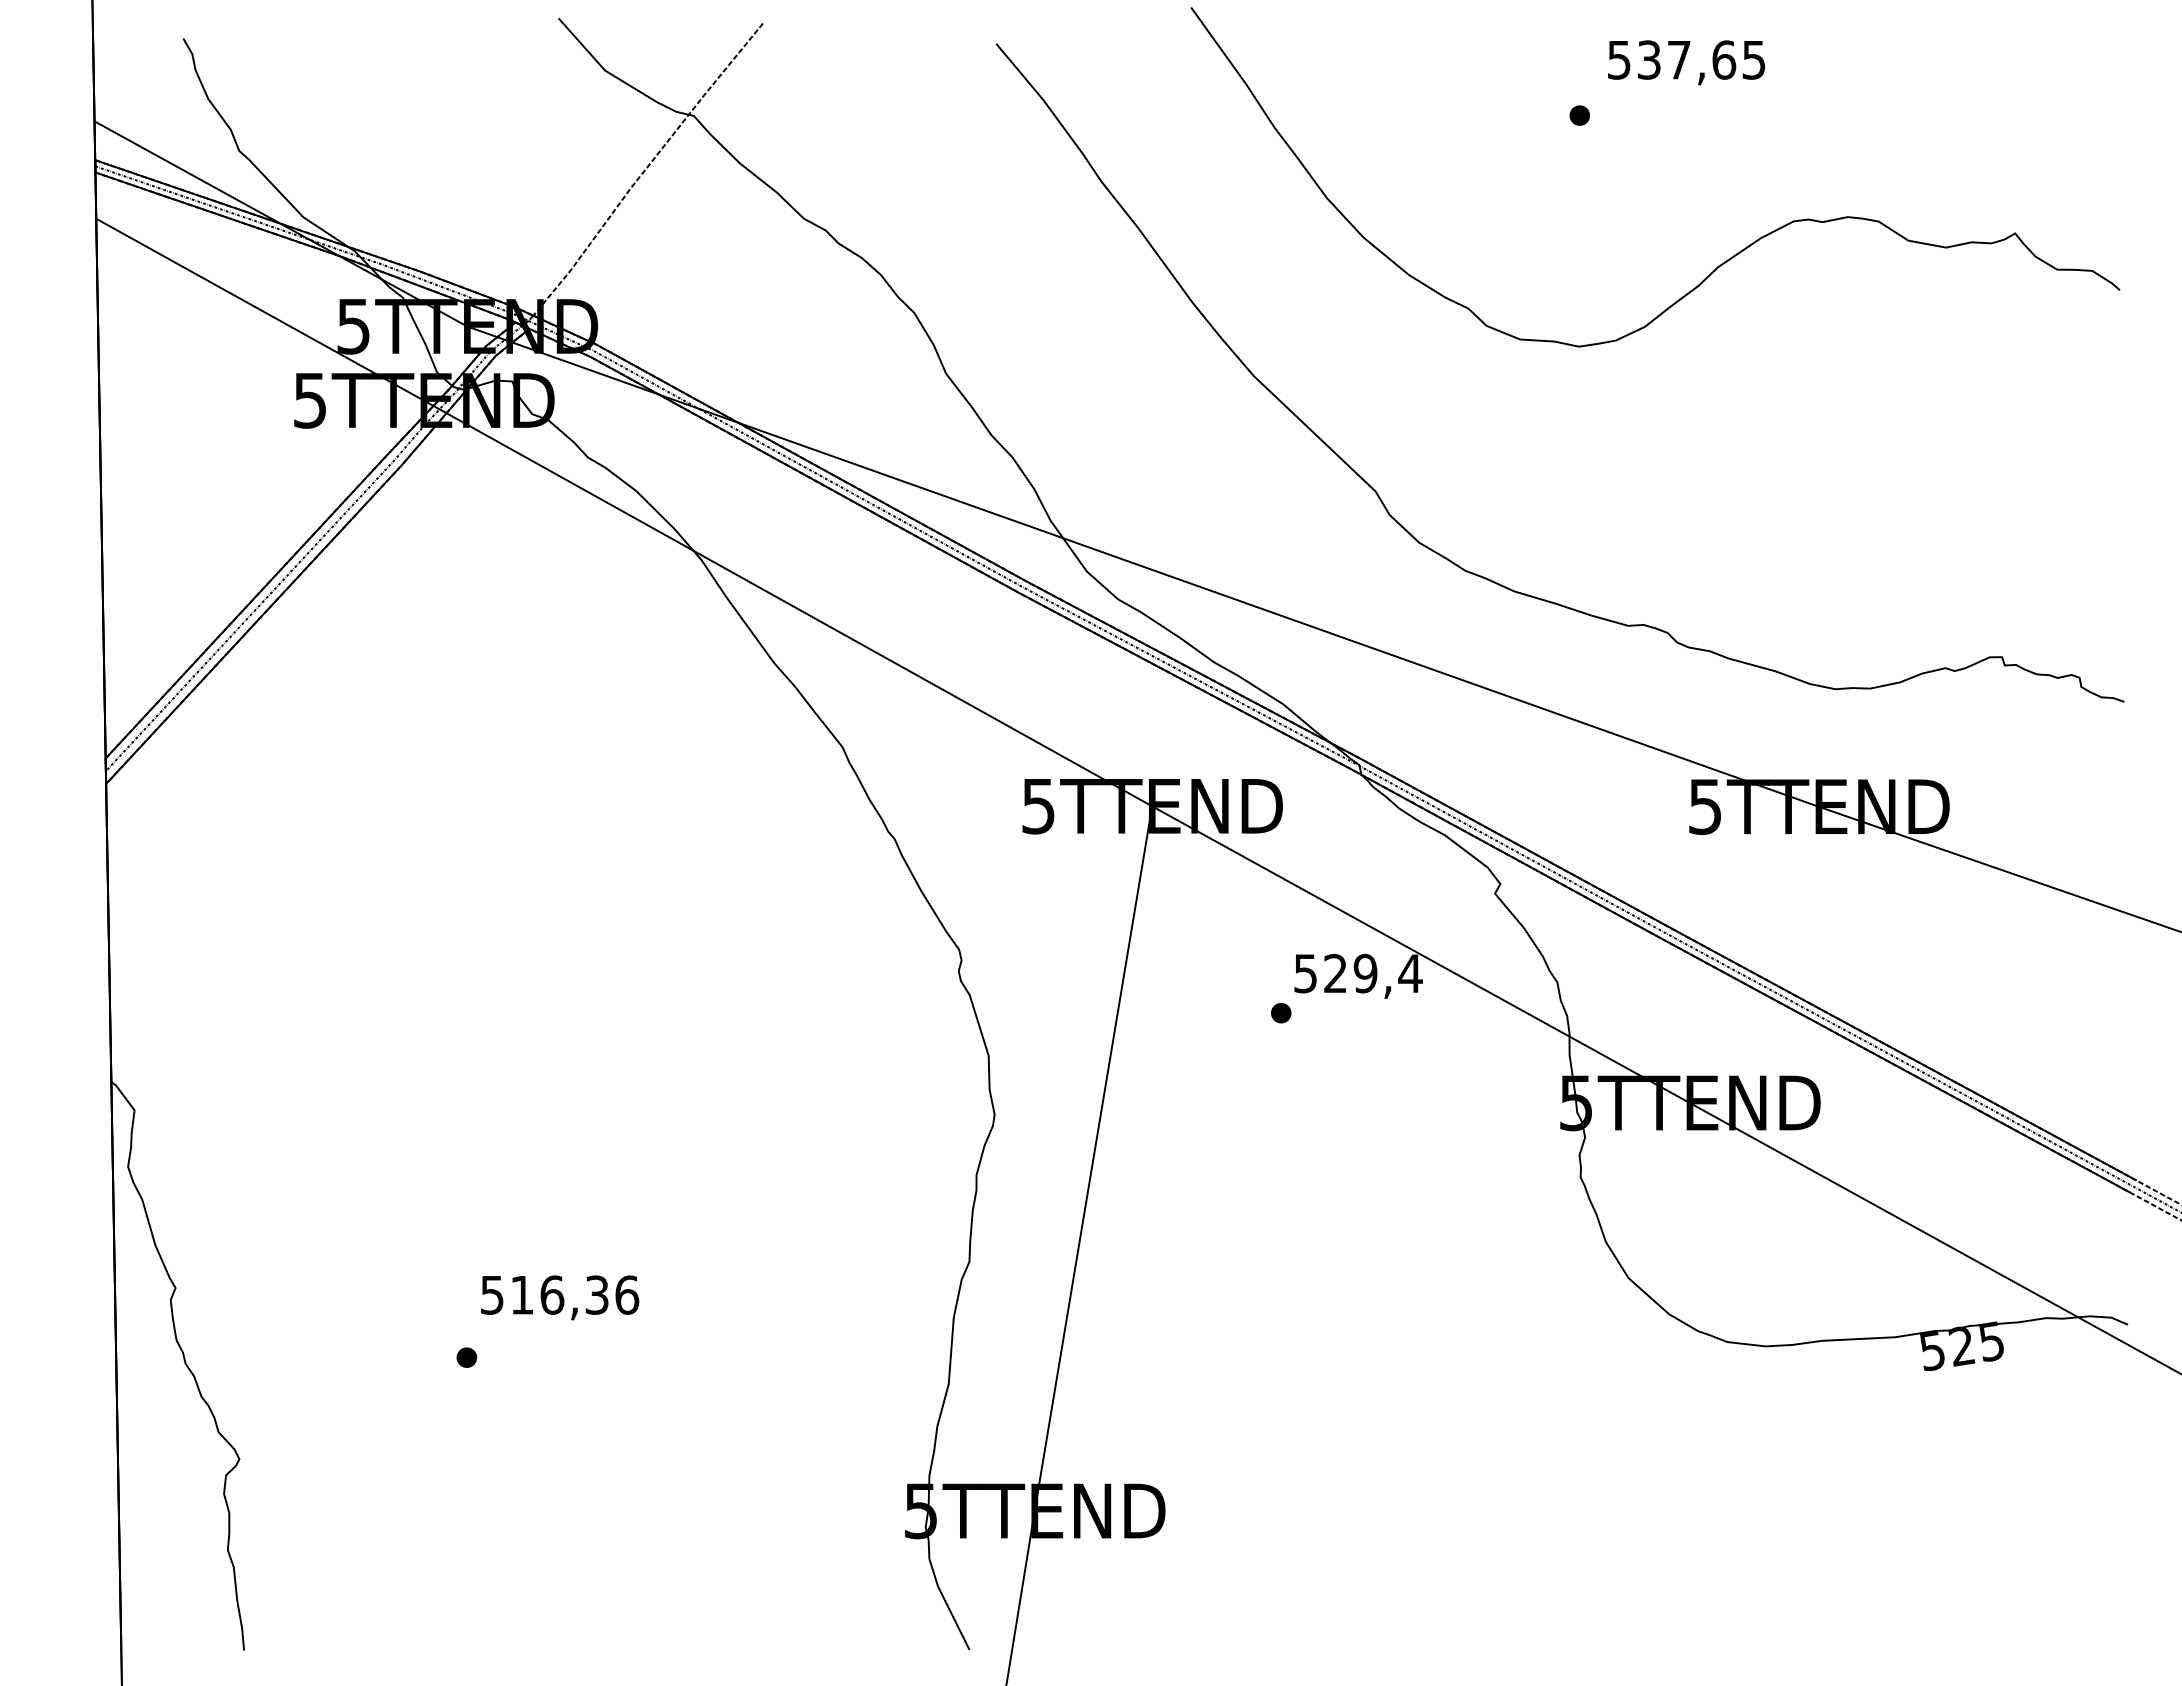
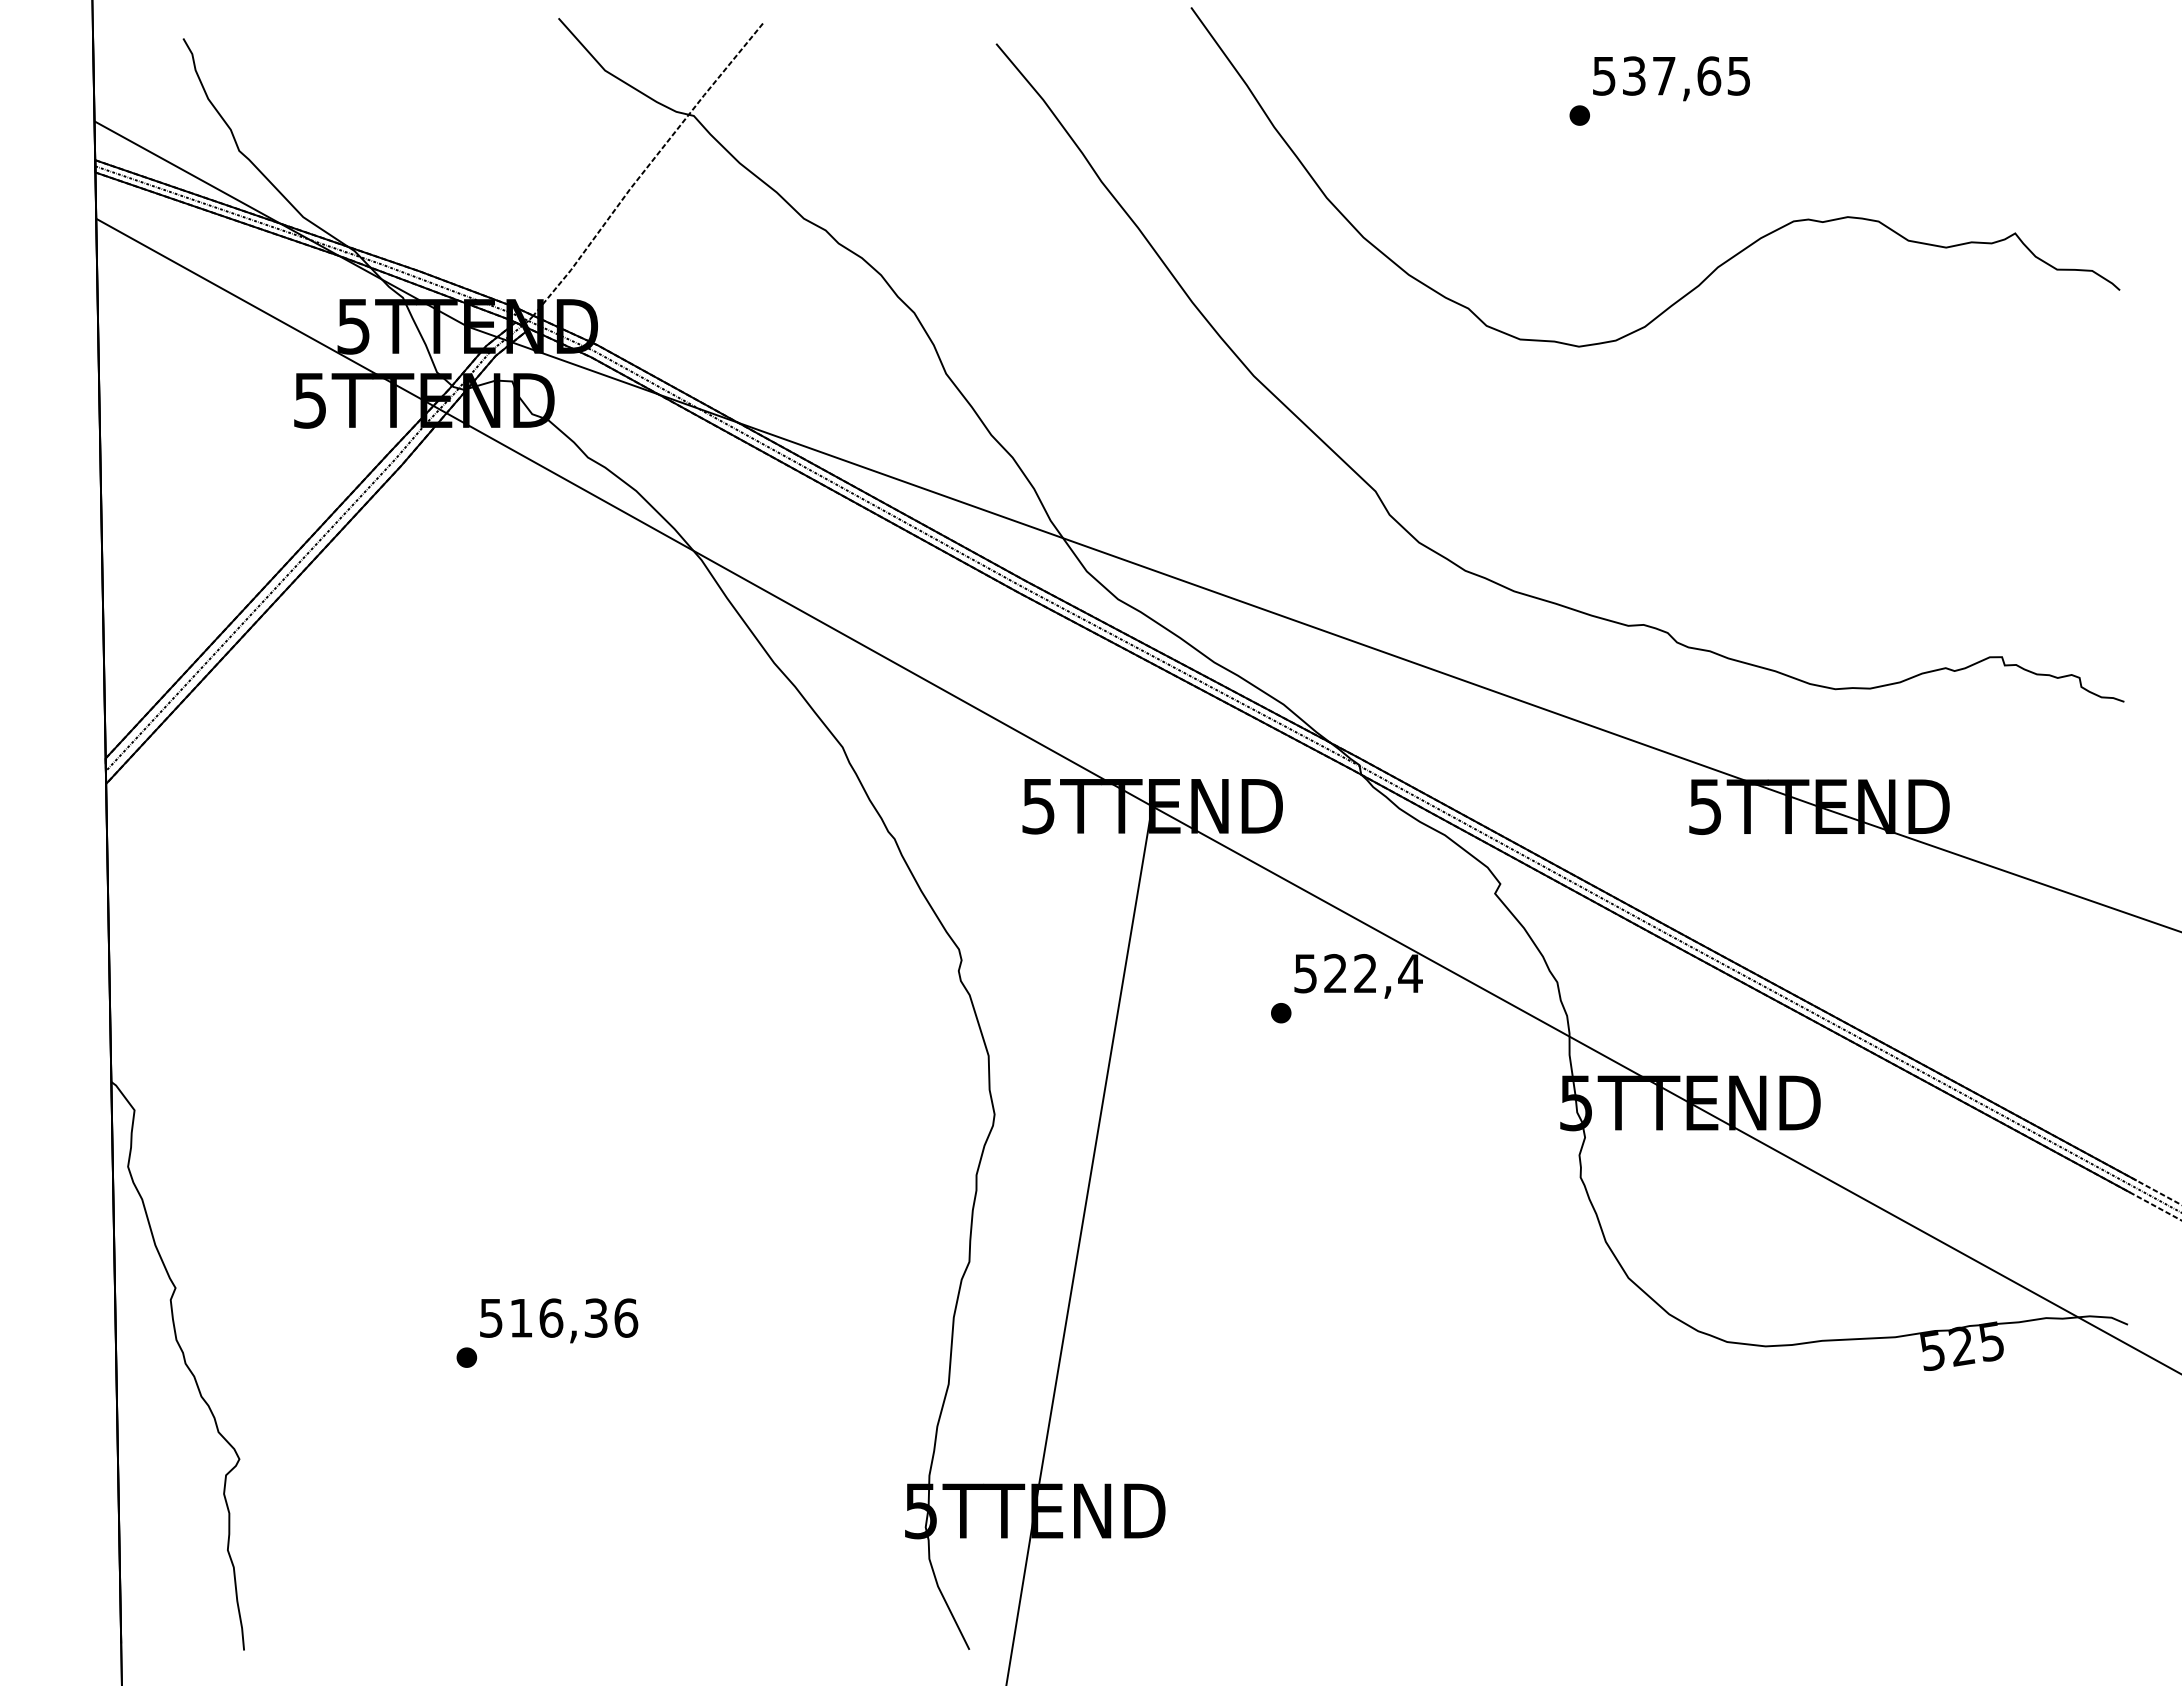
text position: (1686, 62) -> (1671, 78) (1671, 78)
text: 529,4 -> 522,4 (1365, 973)
text position: (560, 1297) -> (559, 1320) (559, 1320)
